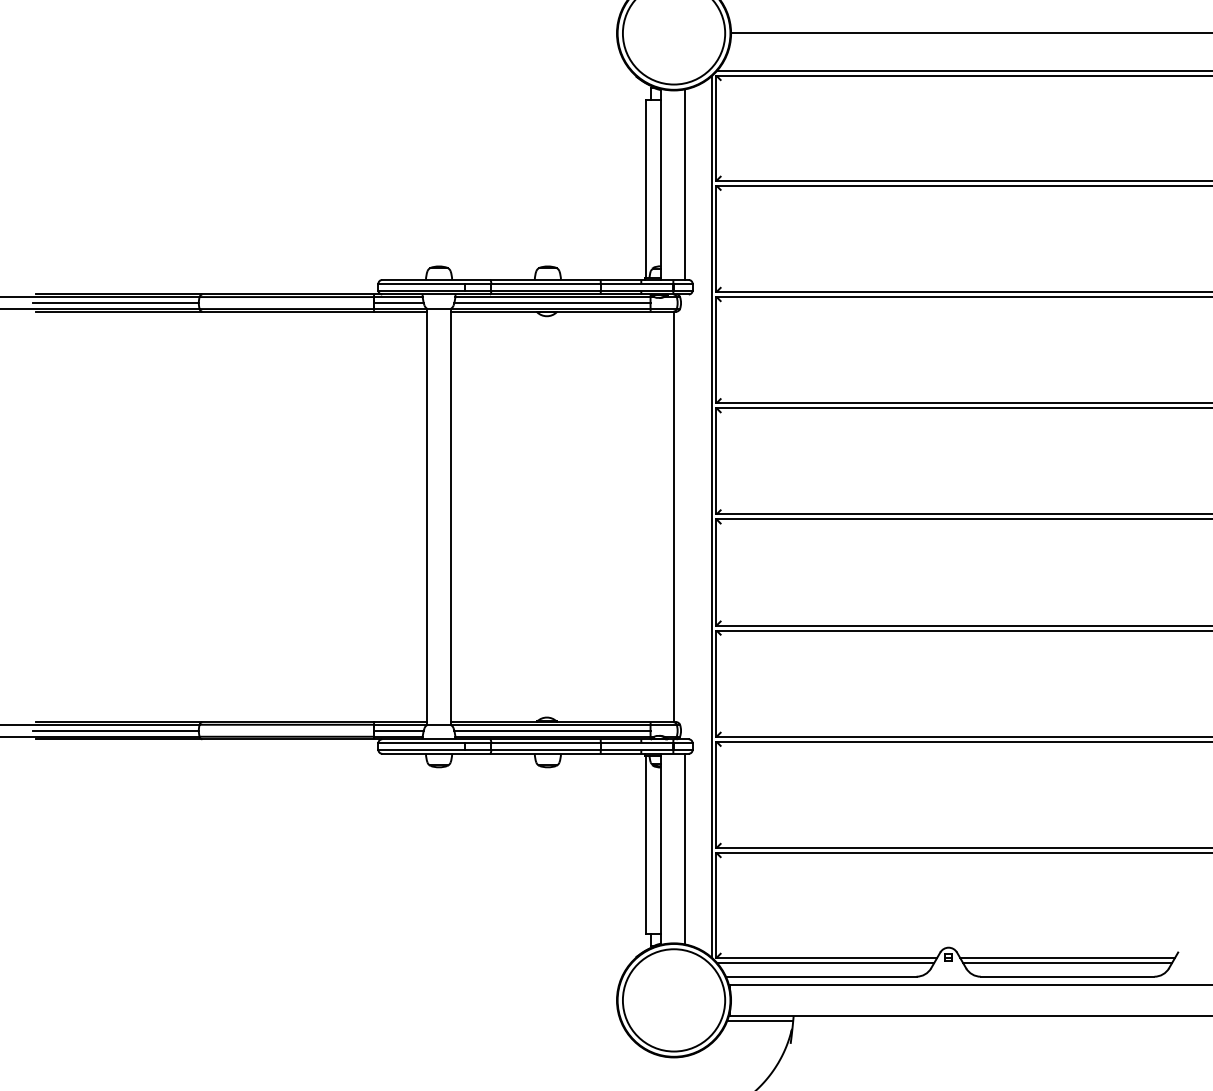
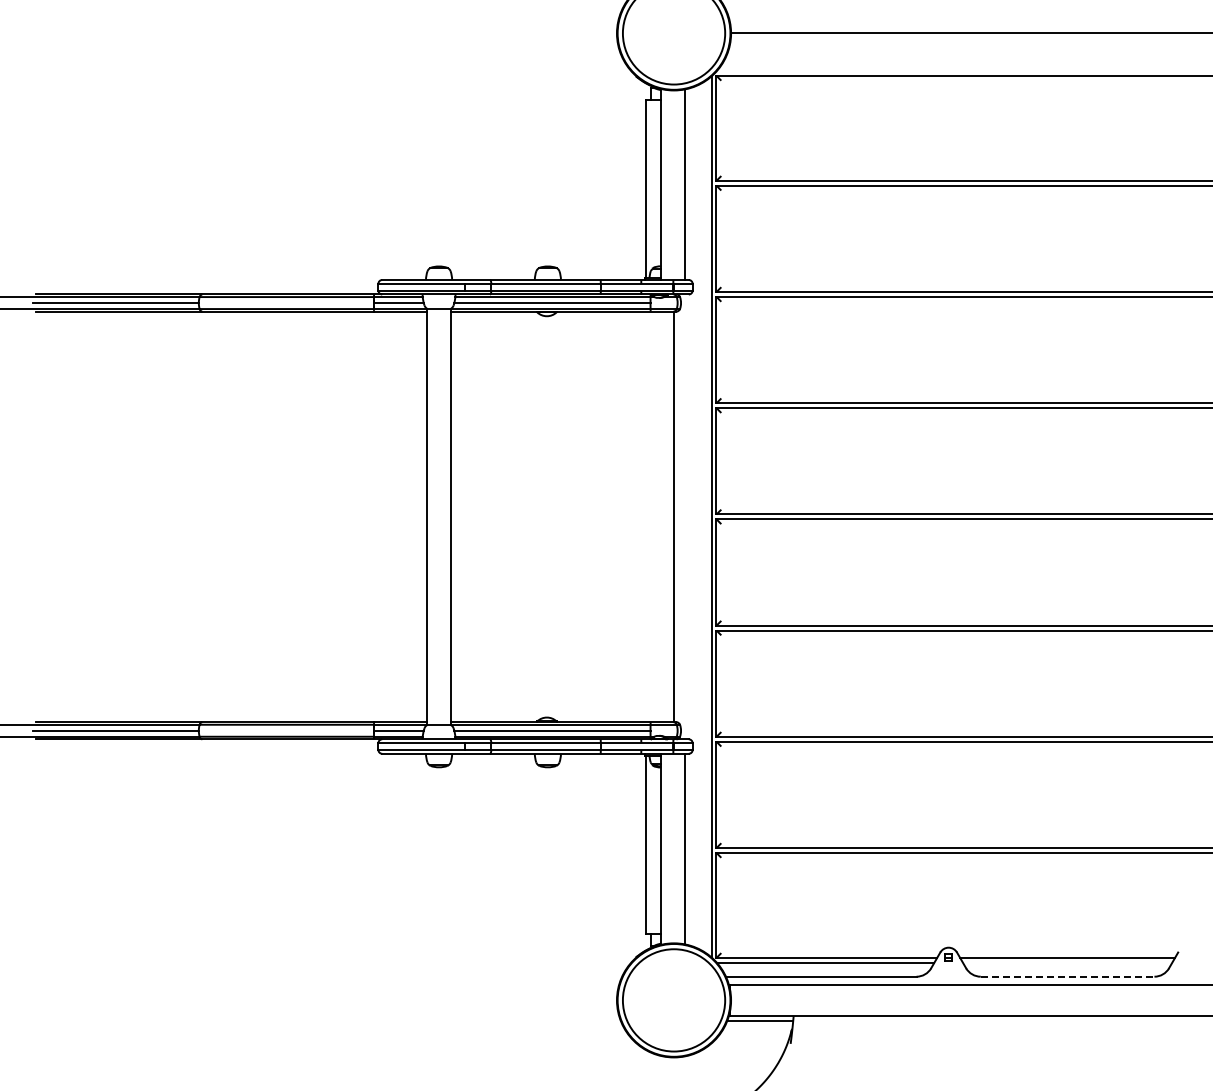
line: present -> none (962, 71)
line: present -> none (1067, 962)
line: solid -> dashed (1067, 976)
